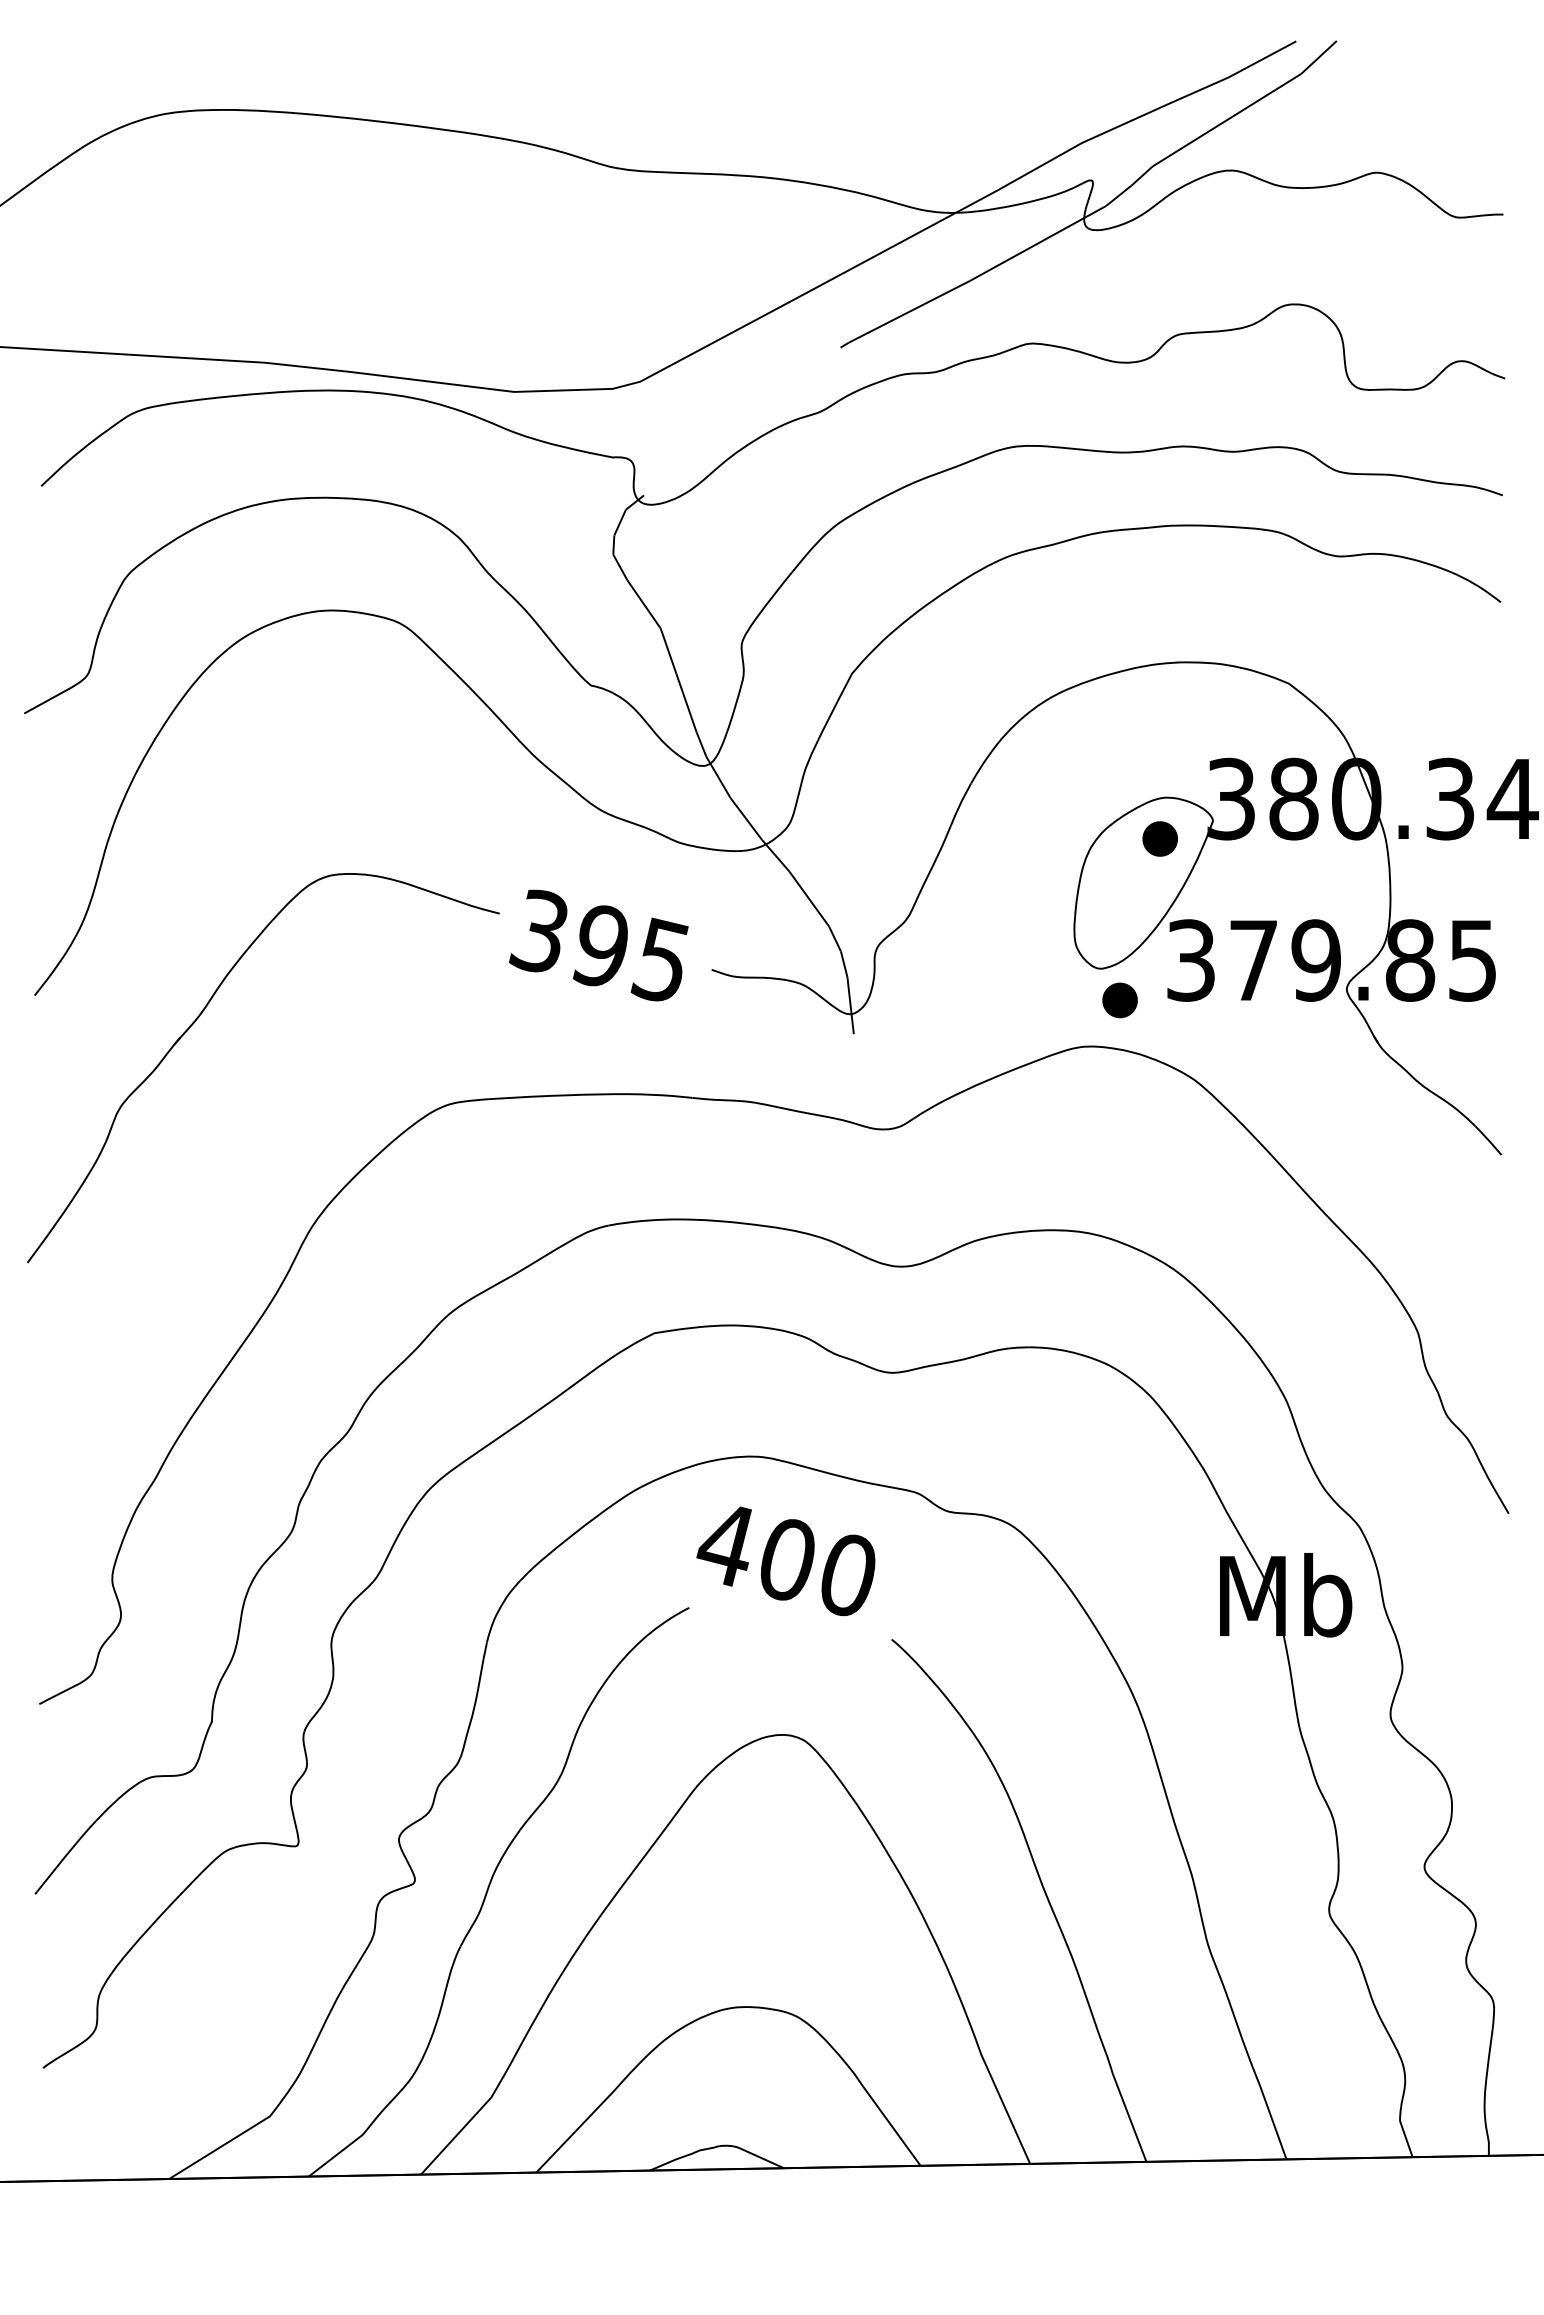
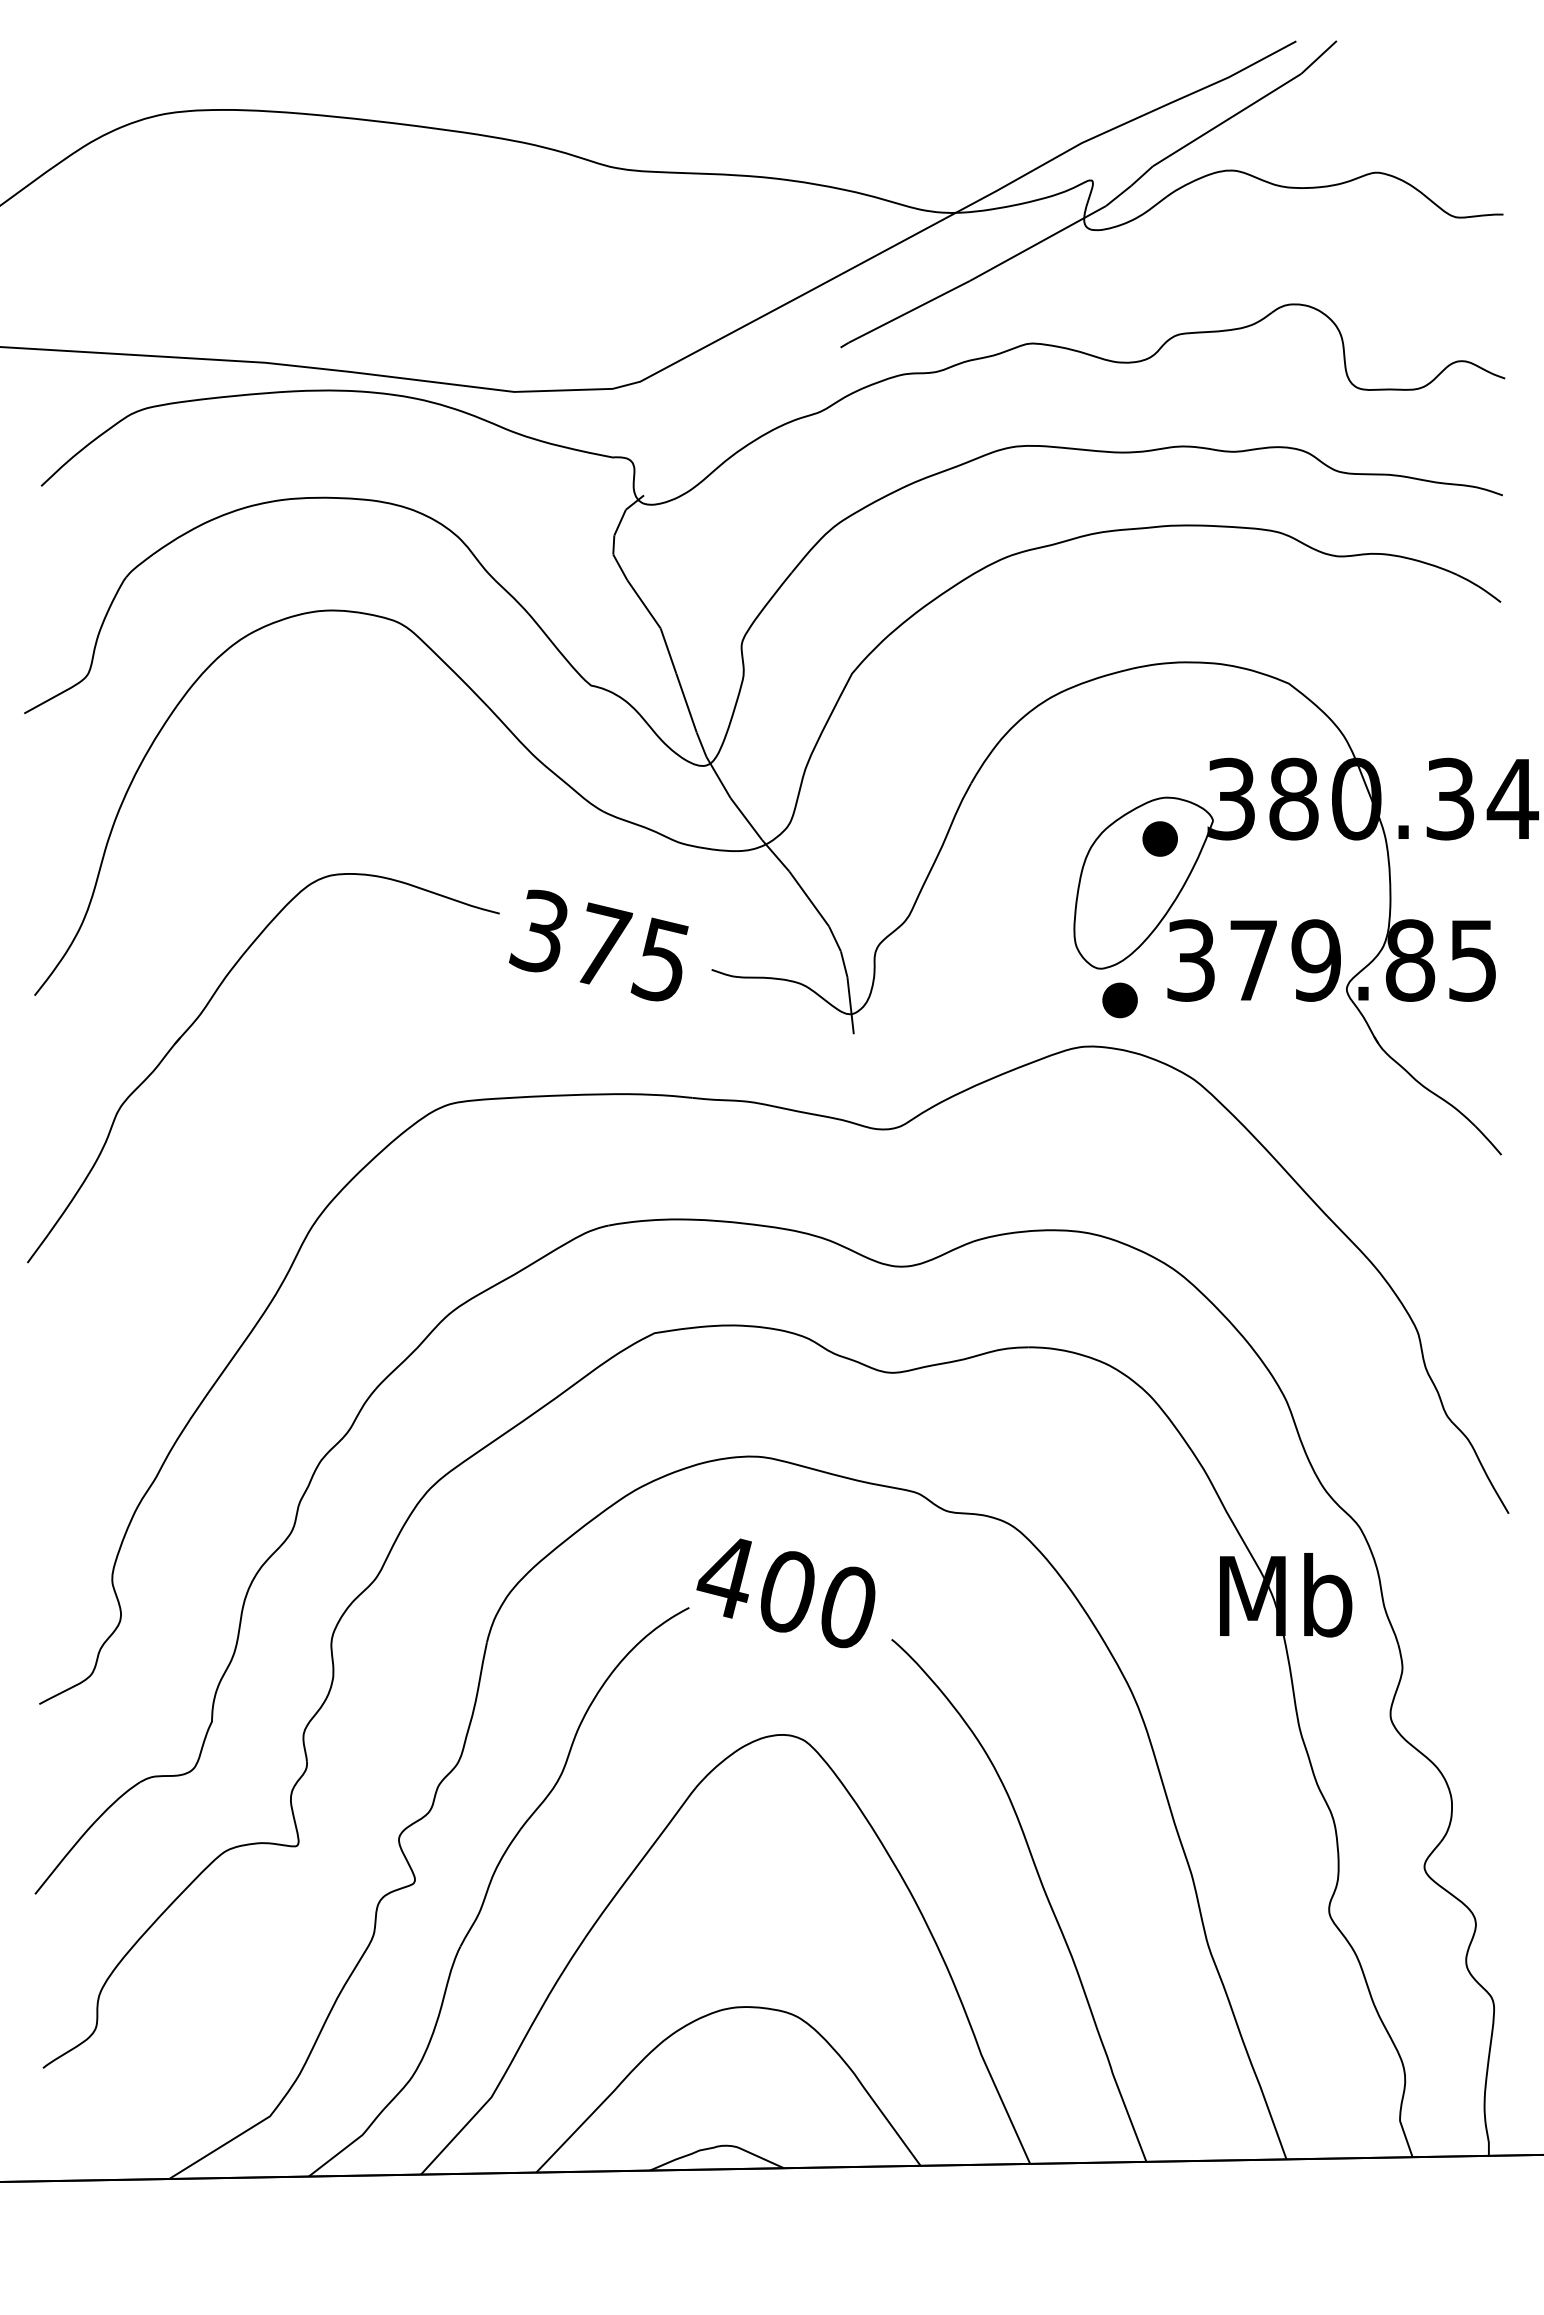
text: 395 -> 375 (602, 944)
text position: (785, 1561) -> (785, 1593) (785, 1593)
